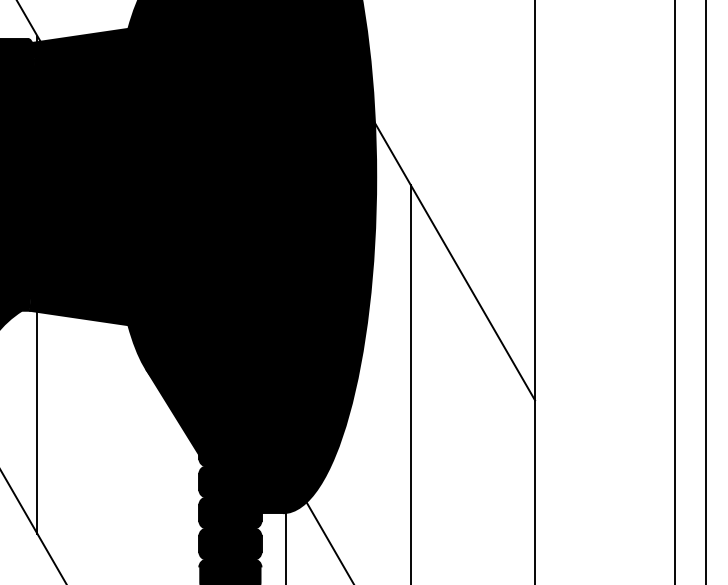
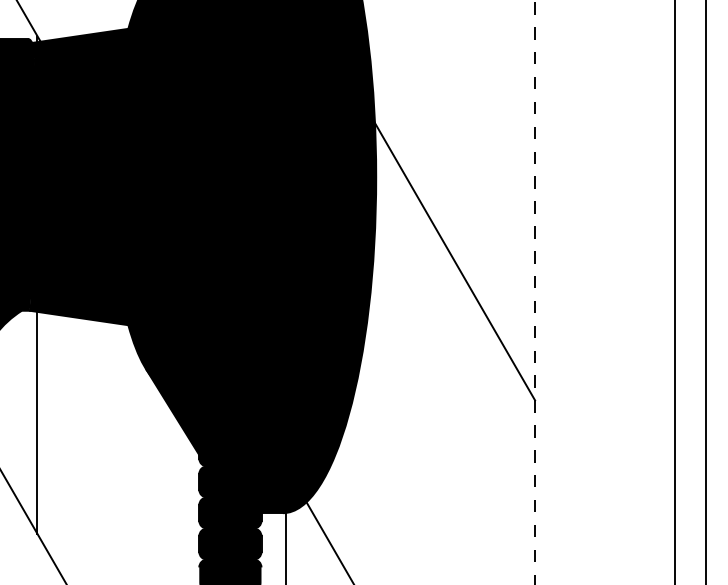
line: solid -> dashed (535, 293)
line: present -> none (410, 382)
